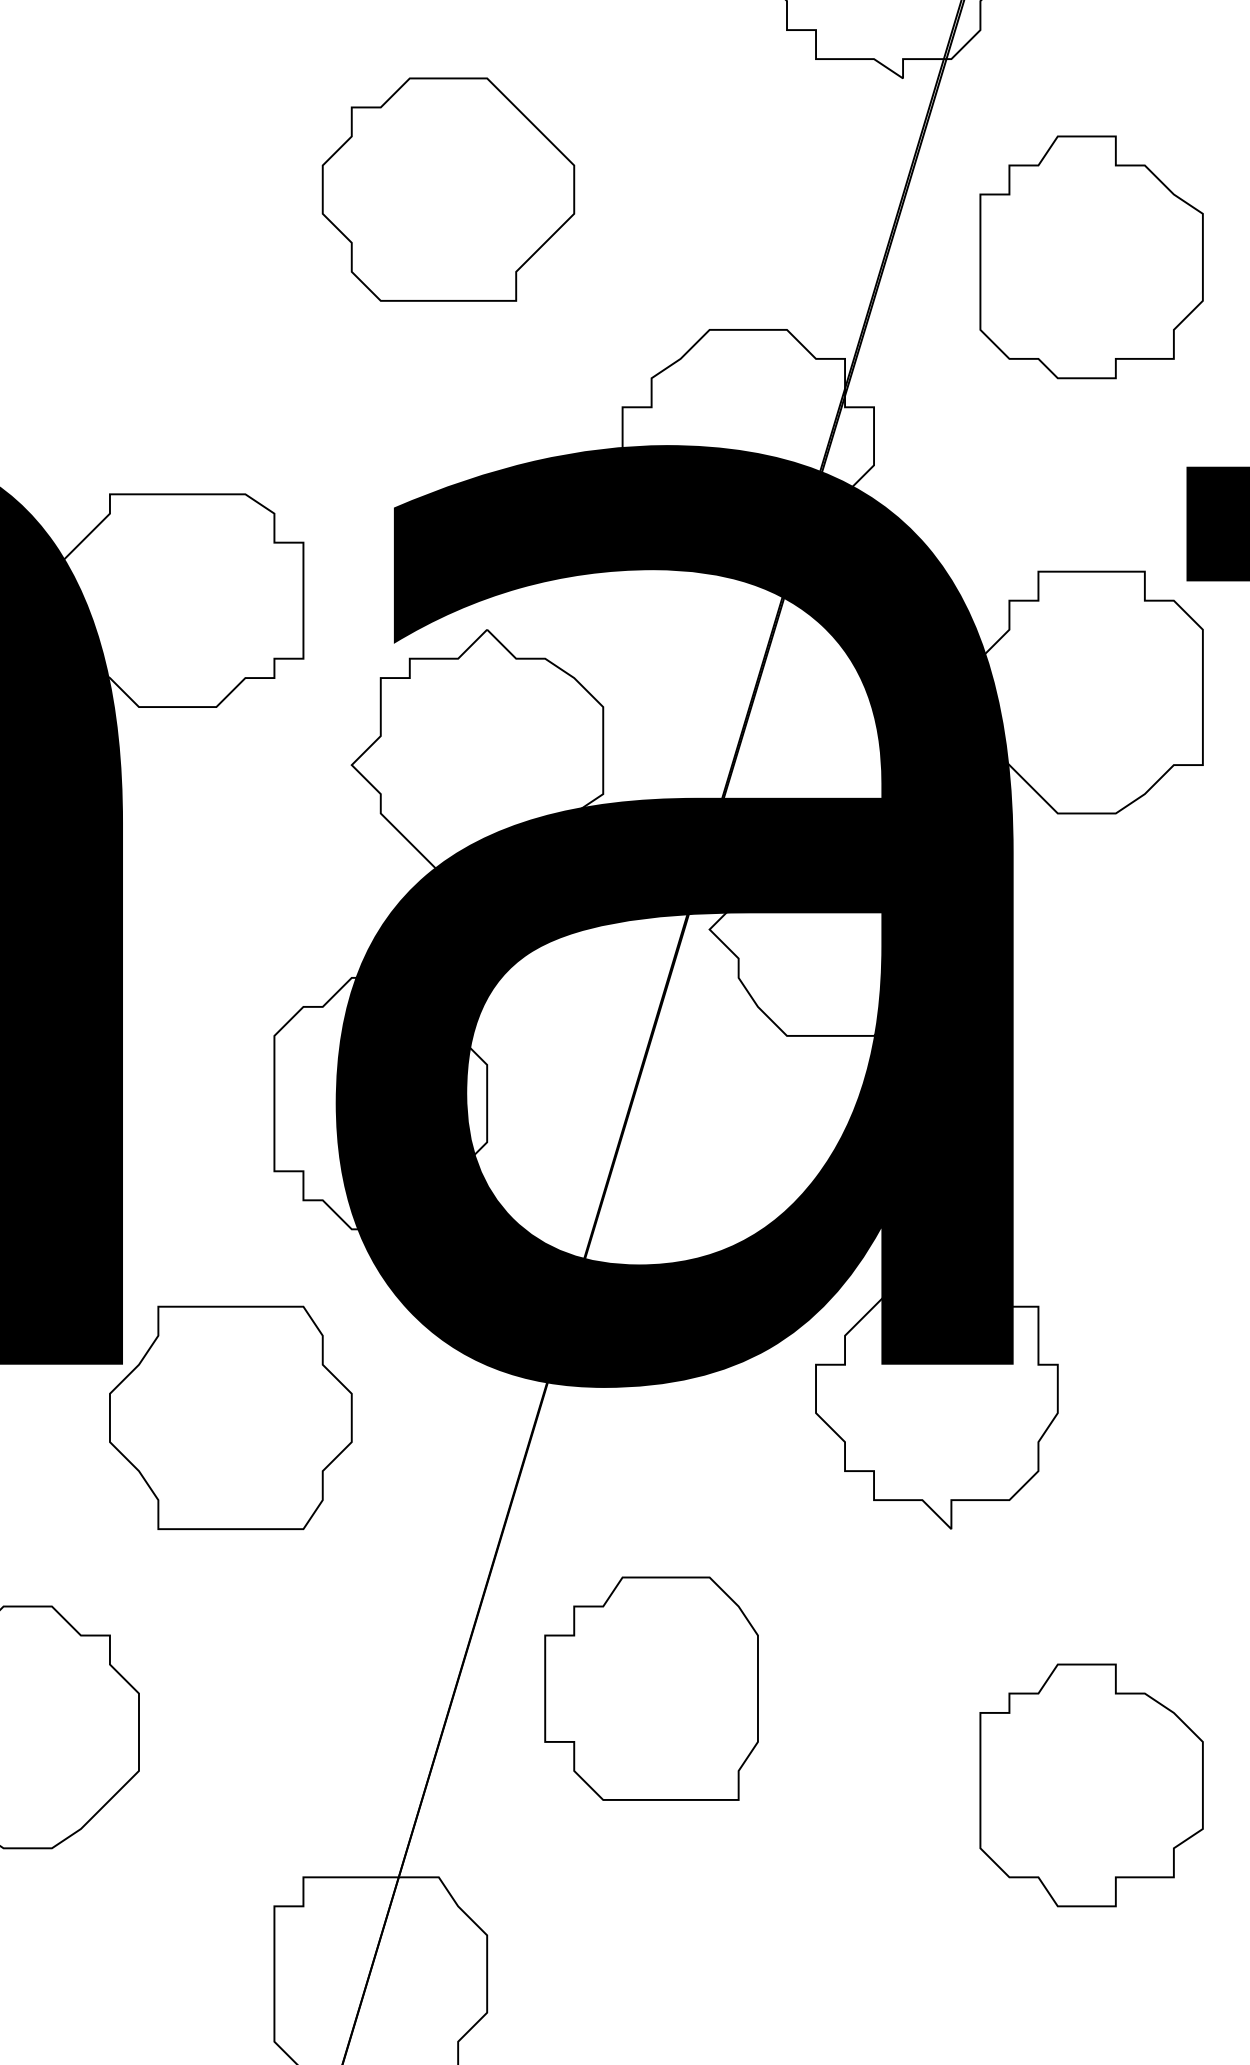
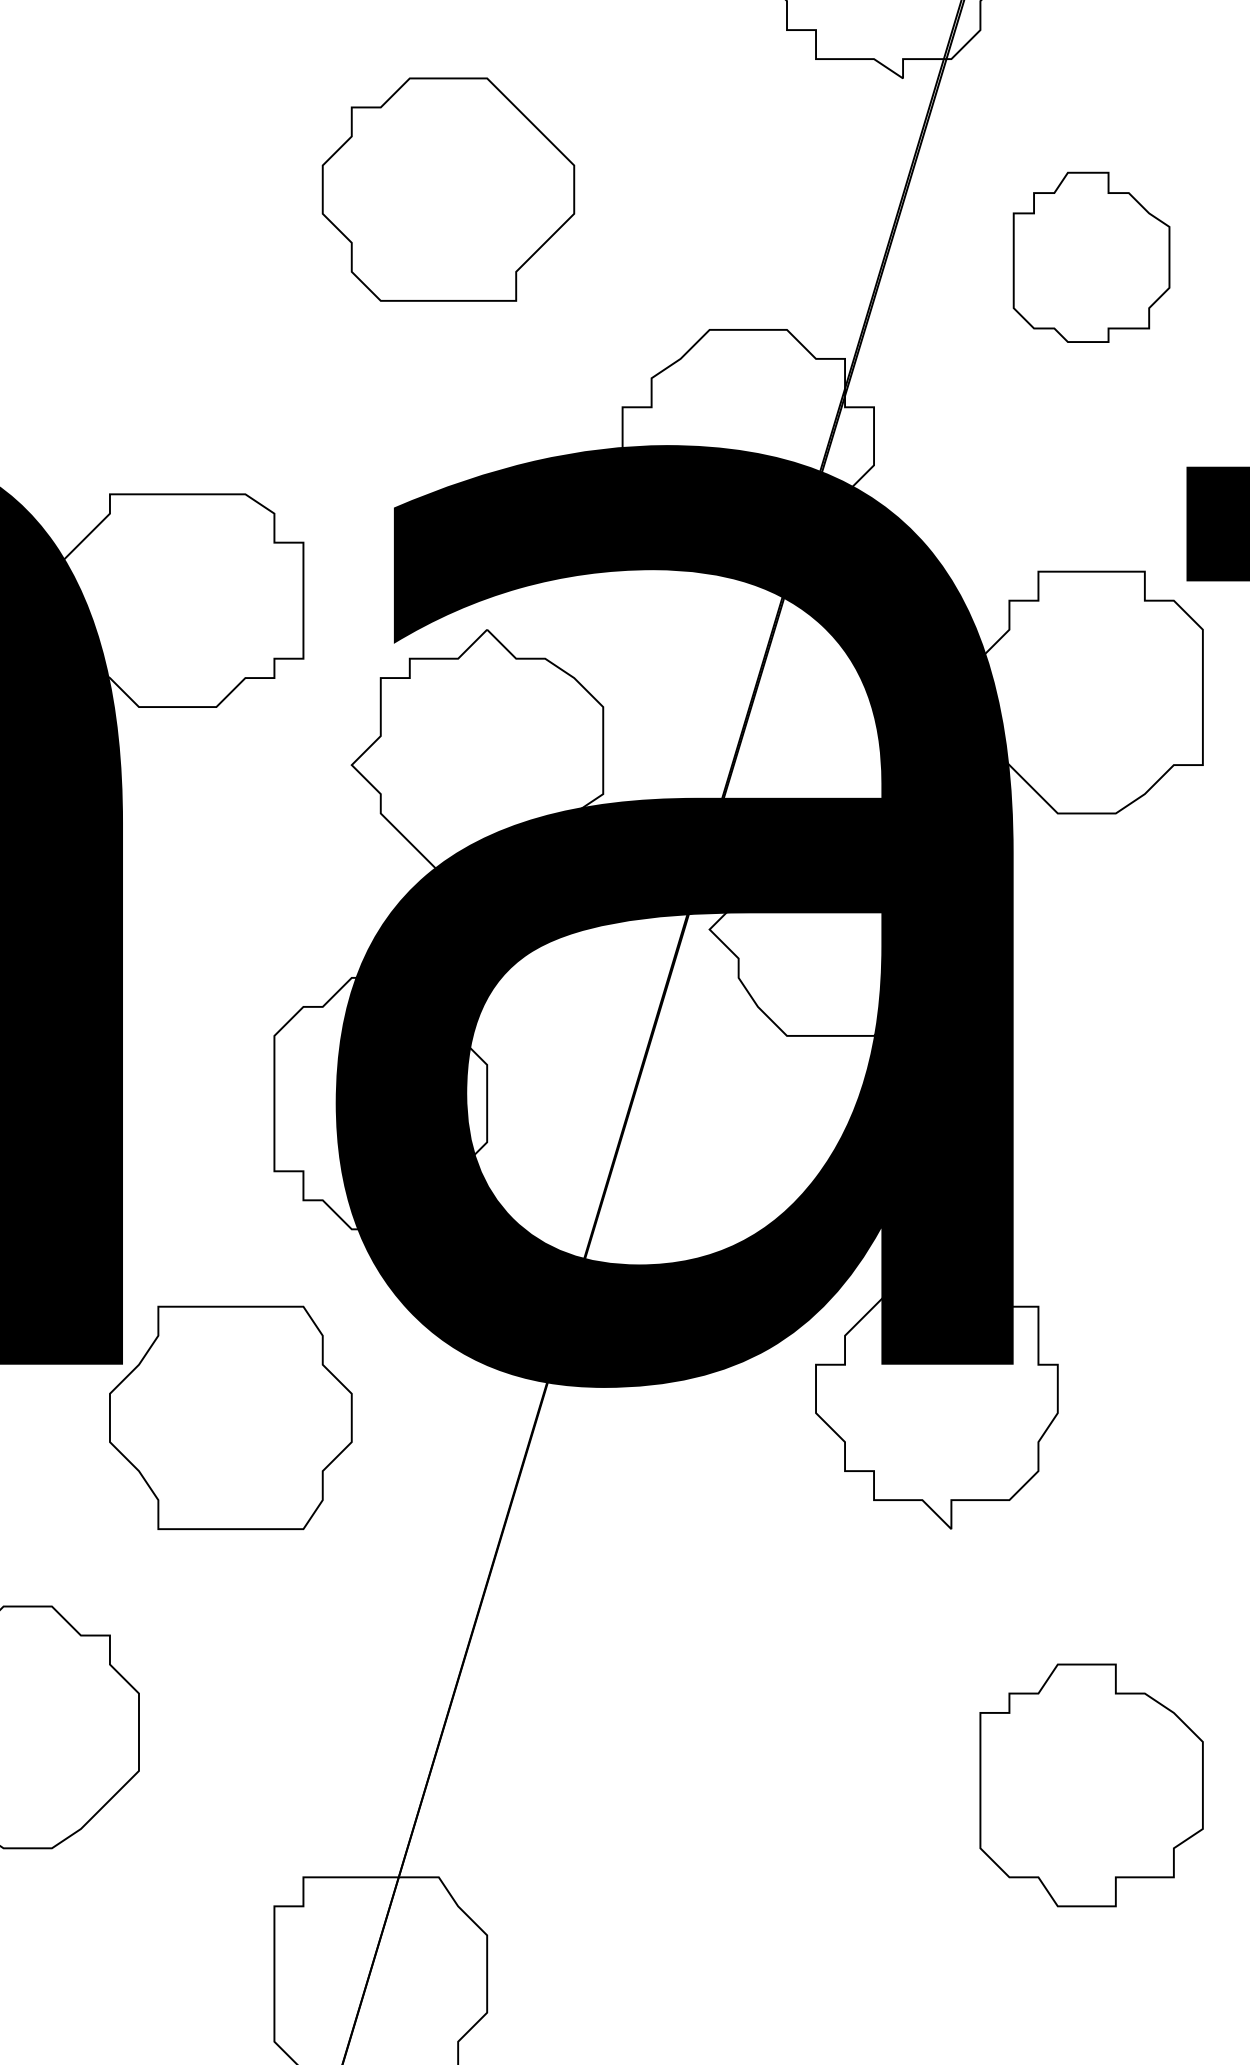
part size: 225x245 px -> 159x172 px (1091, 256)
part: present -> none (651, 1688)
